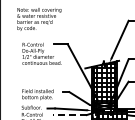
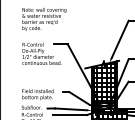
text position: (39, 19) -> (44, 19) (44, 19)
line: dashed -> solid (69, 115)
